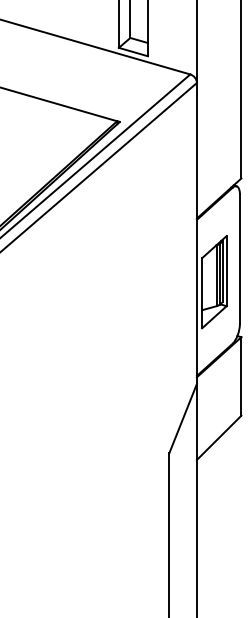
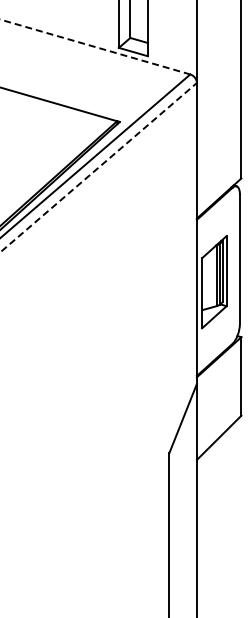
line: solid -> dashed (95, 47)
line: solid -> dashed (98, 167)
